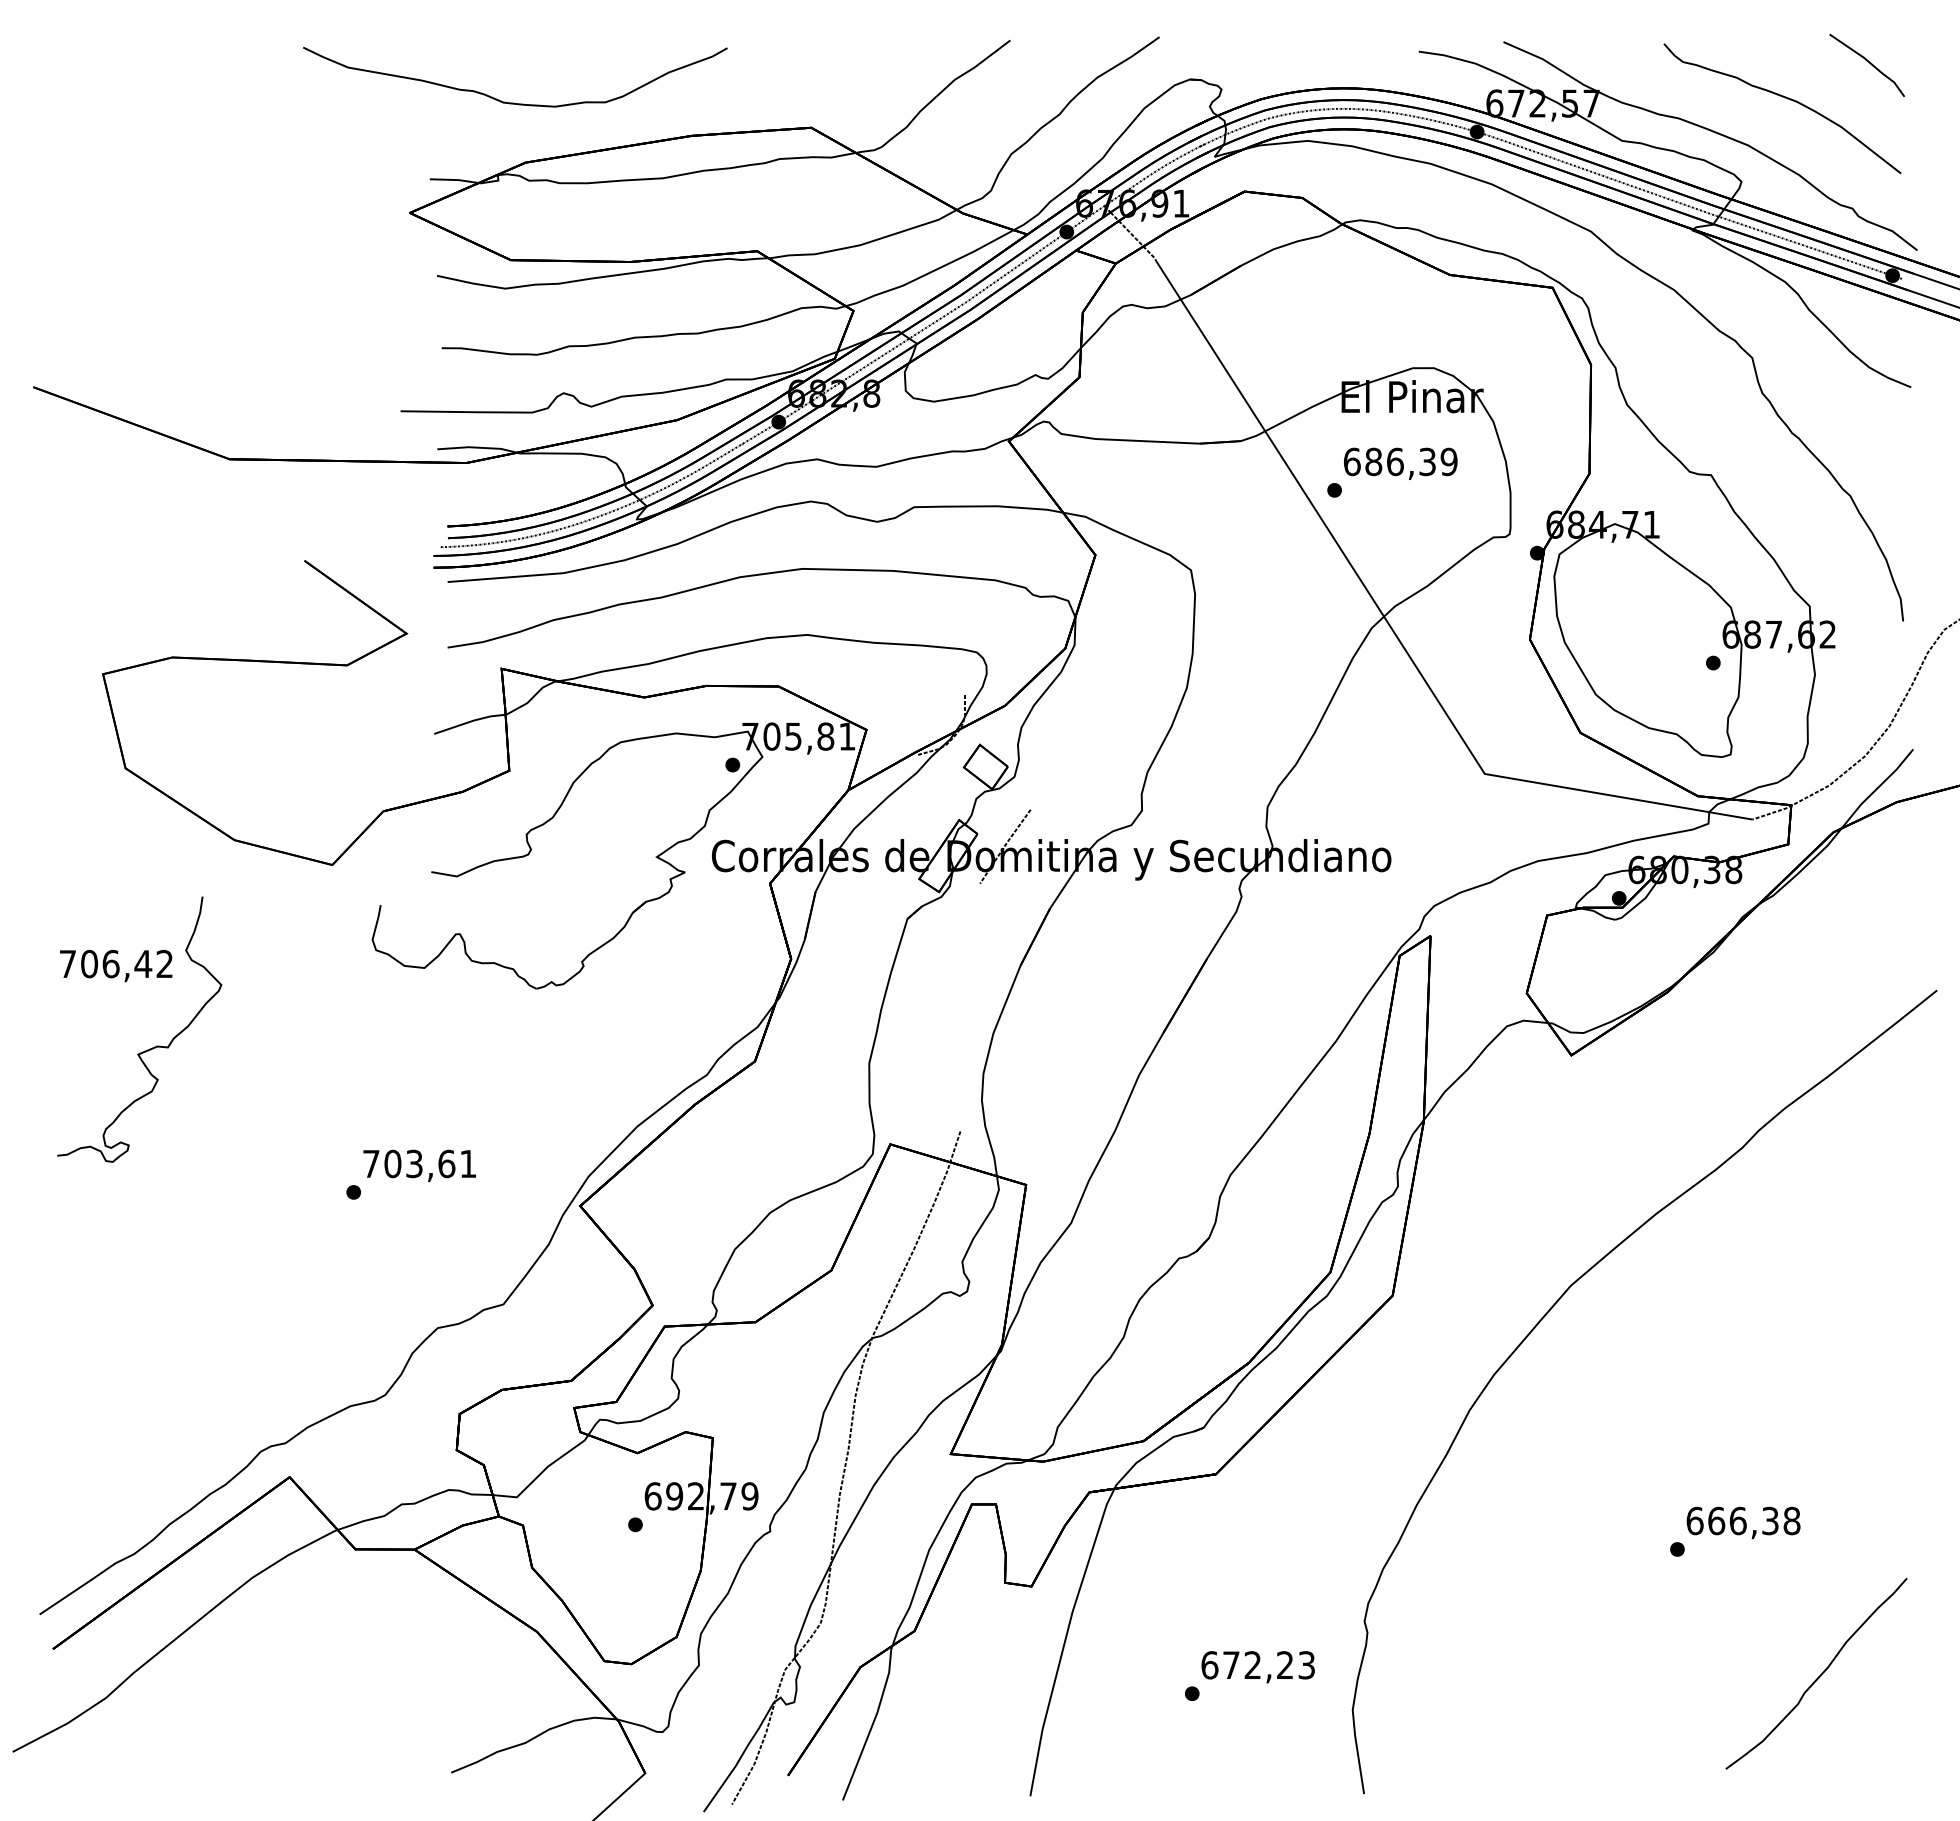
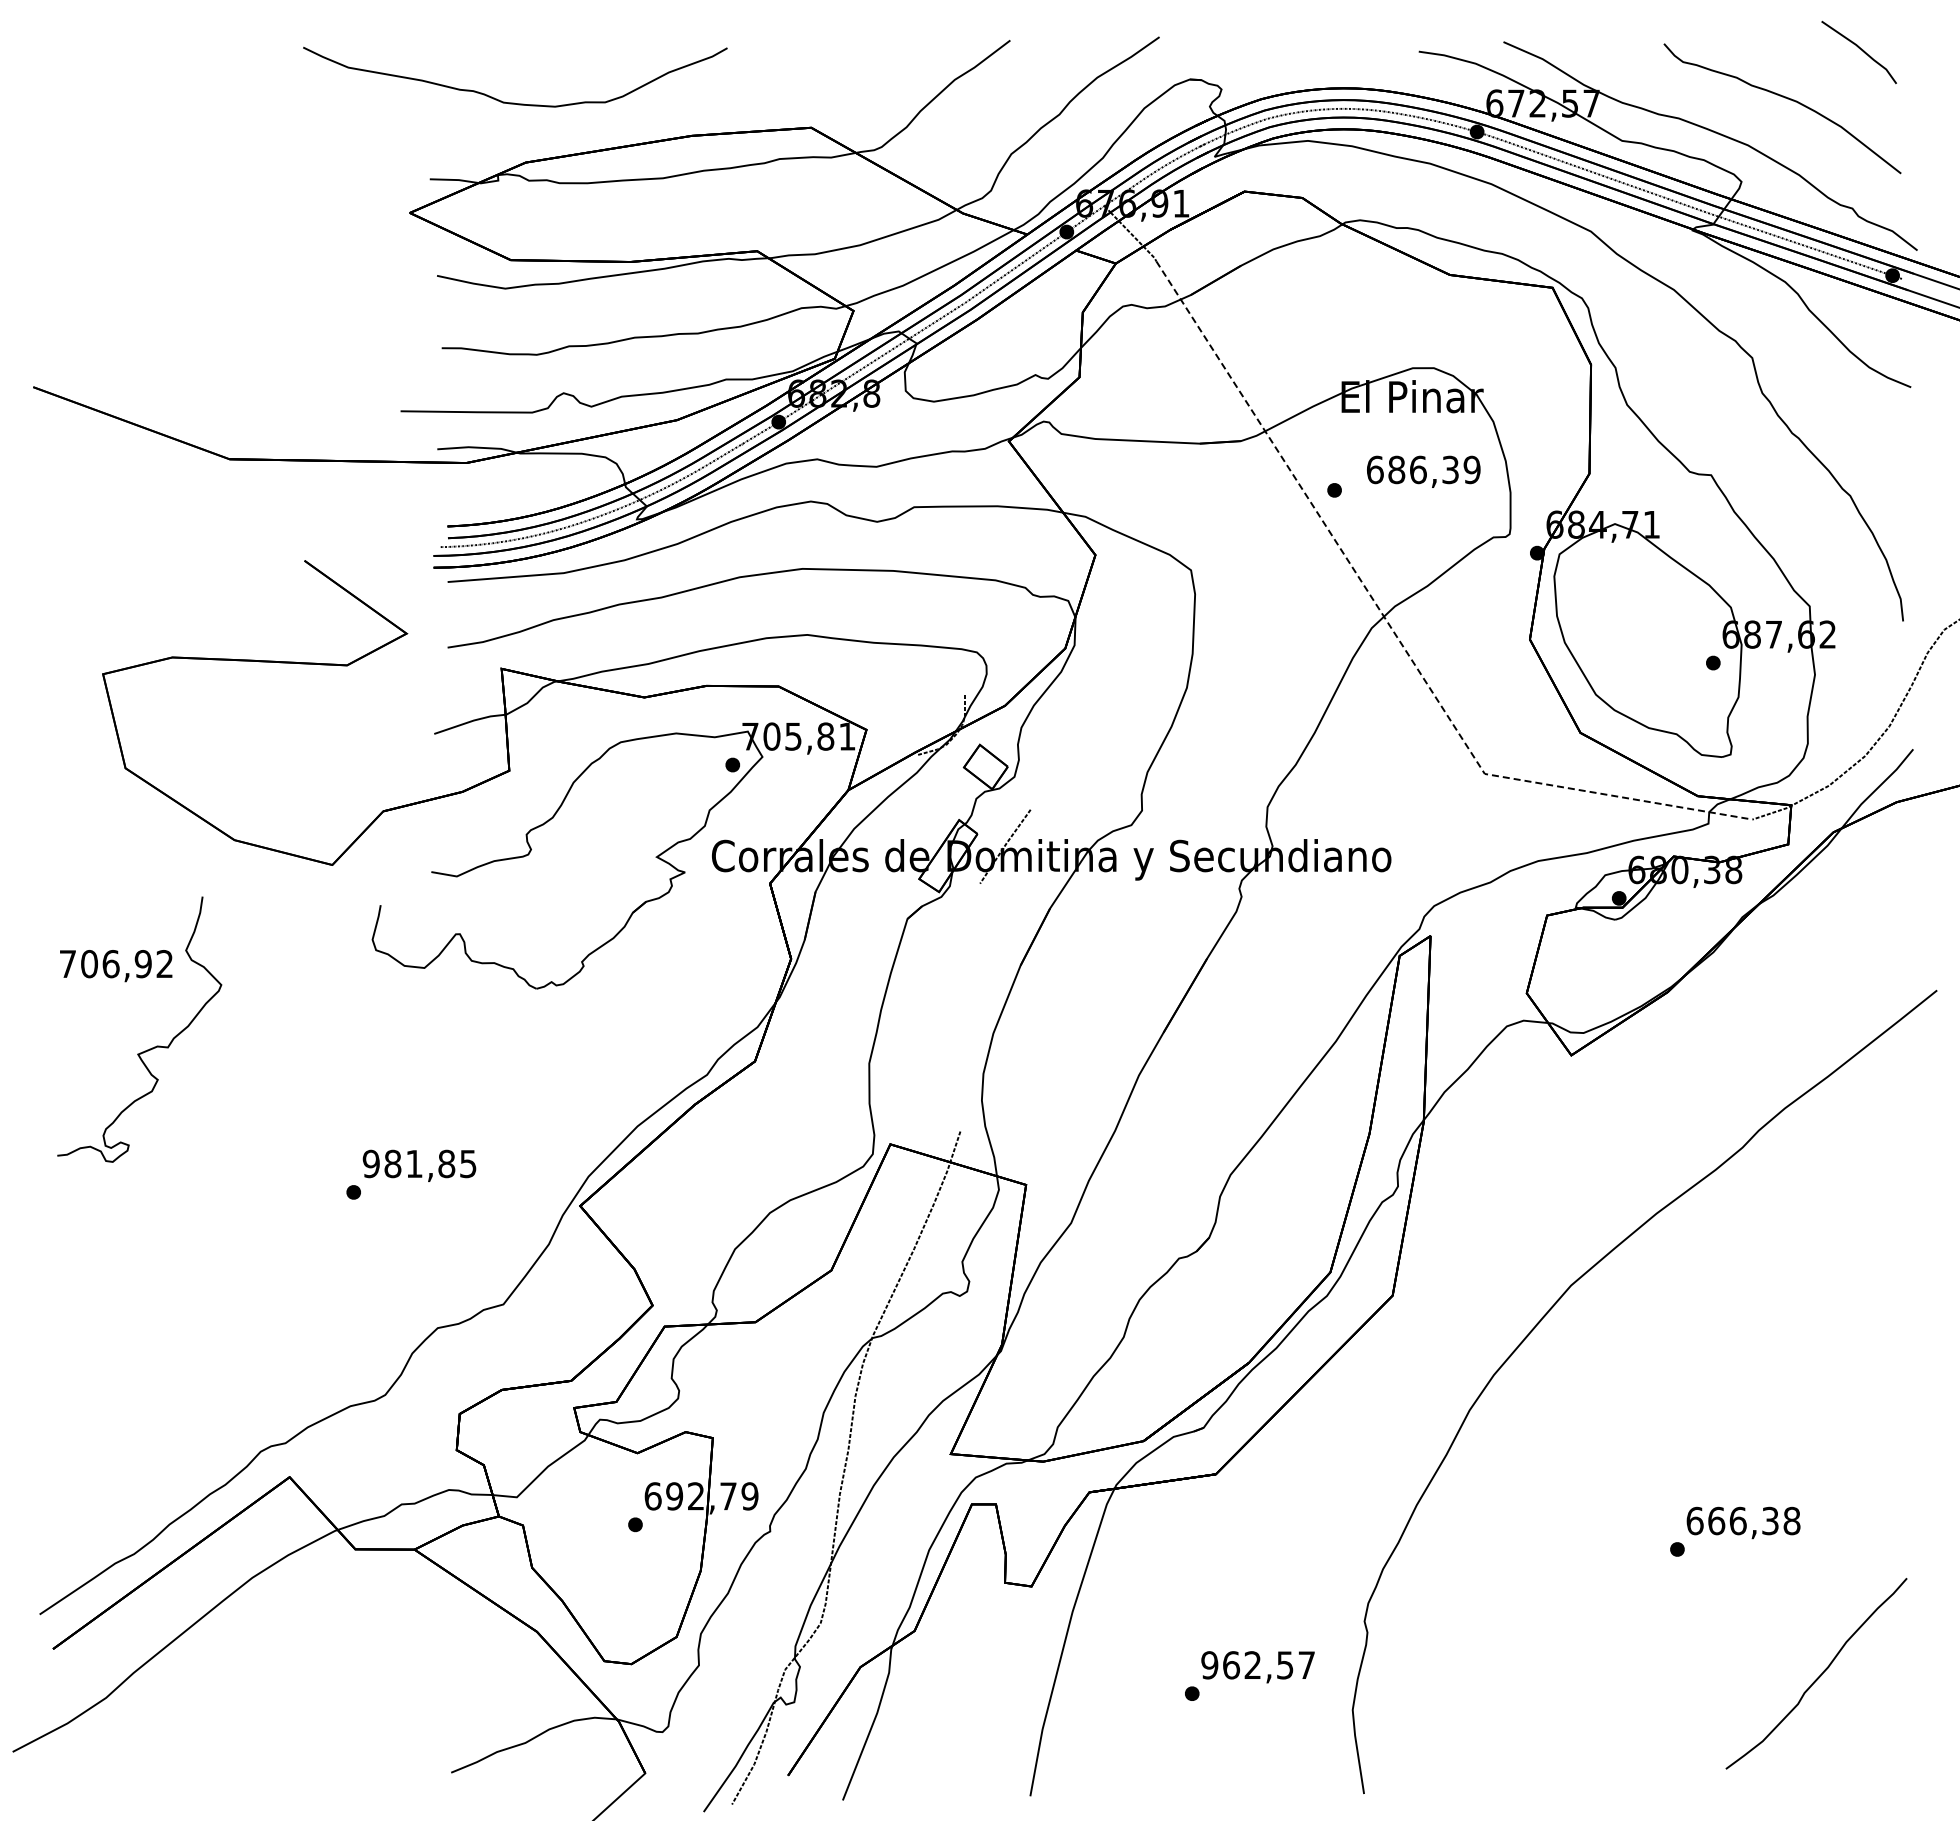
part position: (1866, 65) -> (1858, 52) (1858, 52)
text position: (1400, 463) -> (1423, 471) (1423, 471)
line: solid -> dashed (1394, 632)
text: 706,42 -> 706,92 (143, 964)
text: 703,61 -> 981,85 (419, 1163)
text: 672,23 -> 962,57 (1257, 1665)
